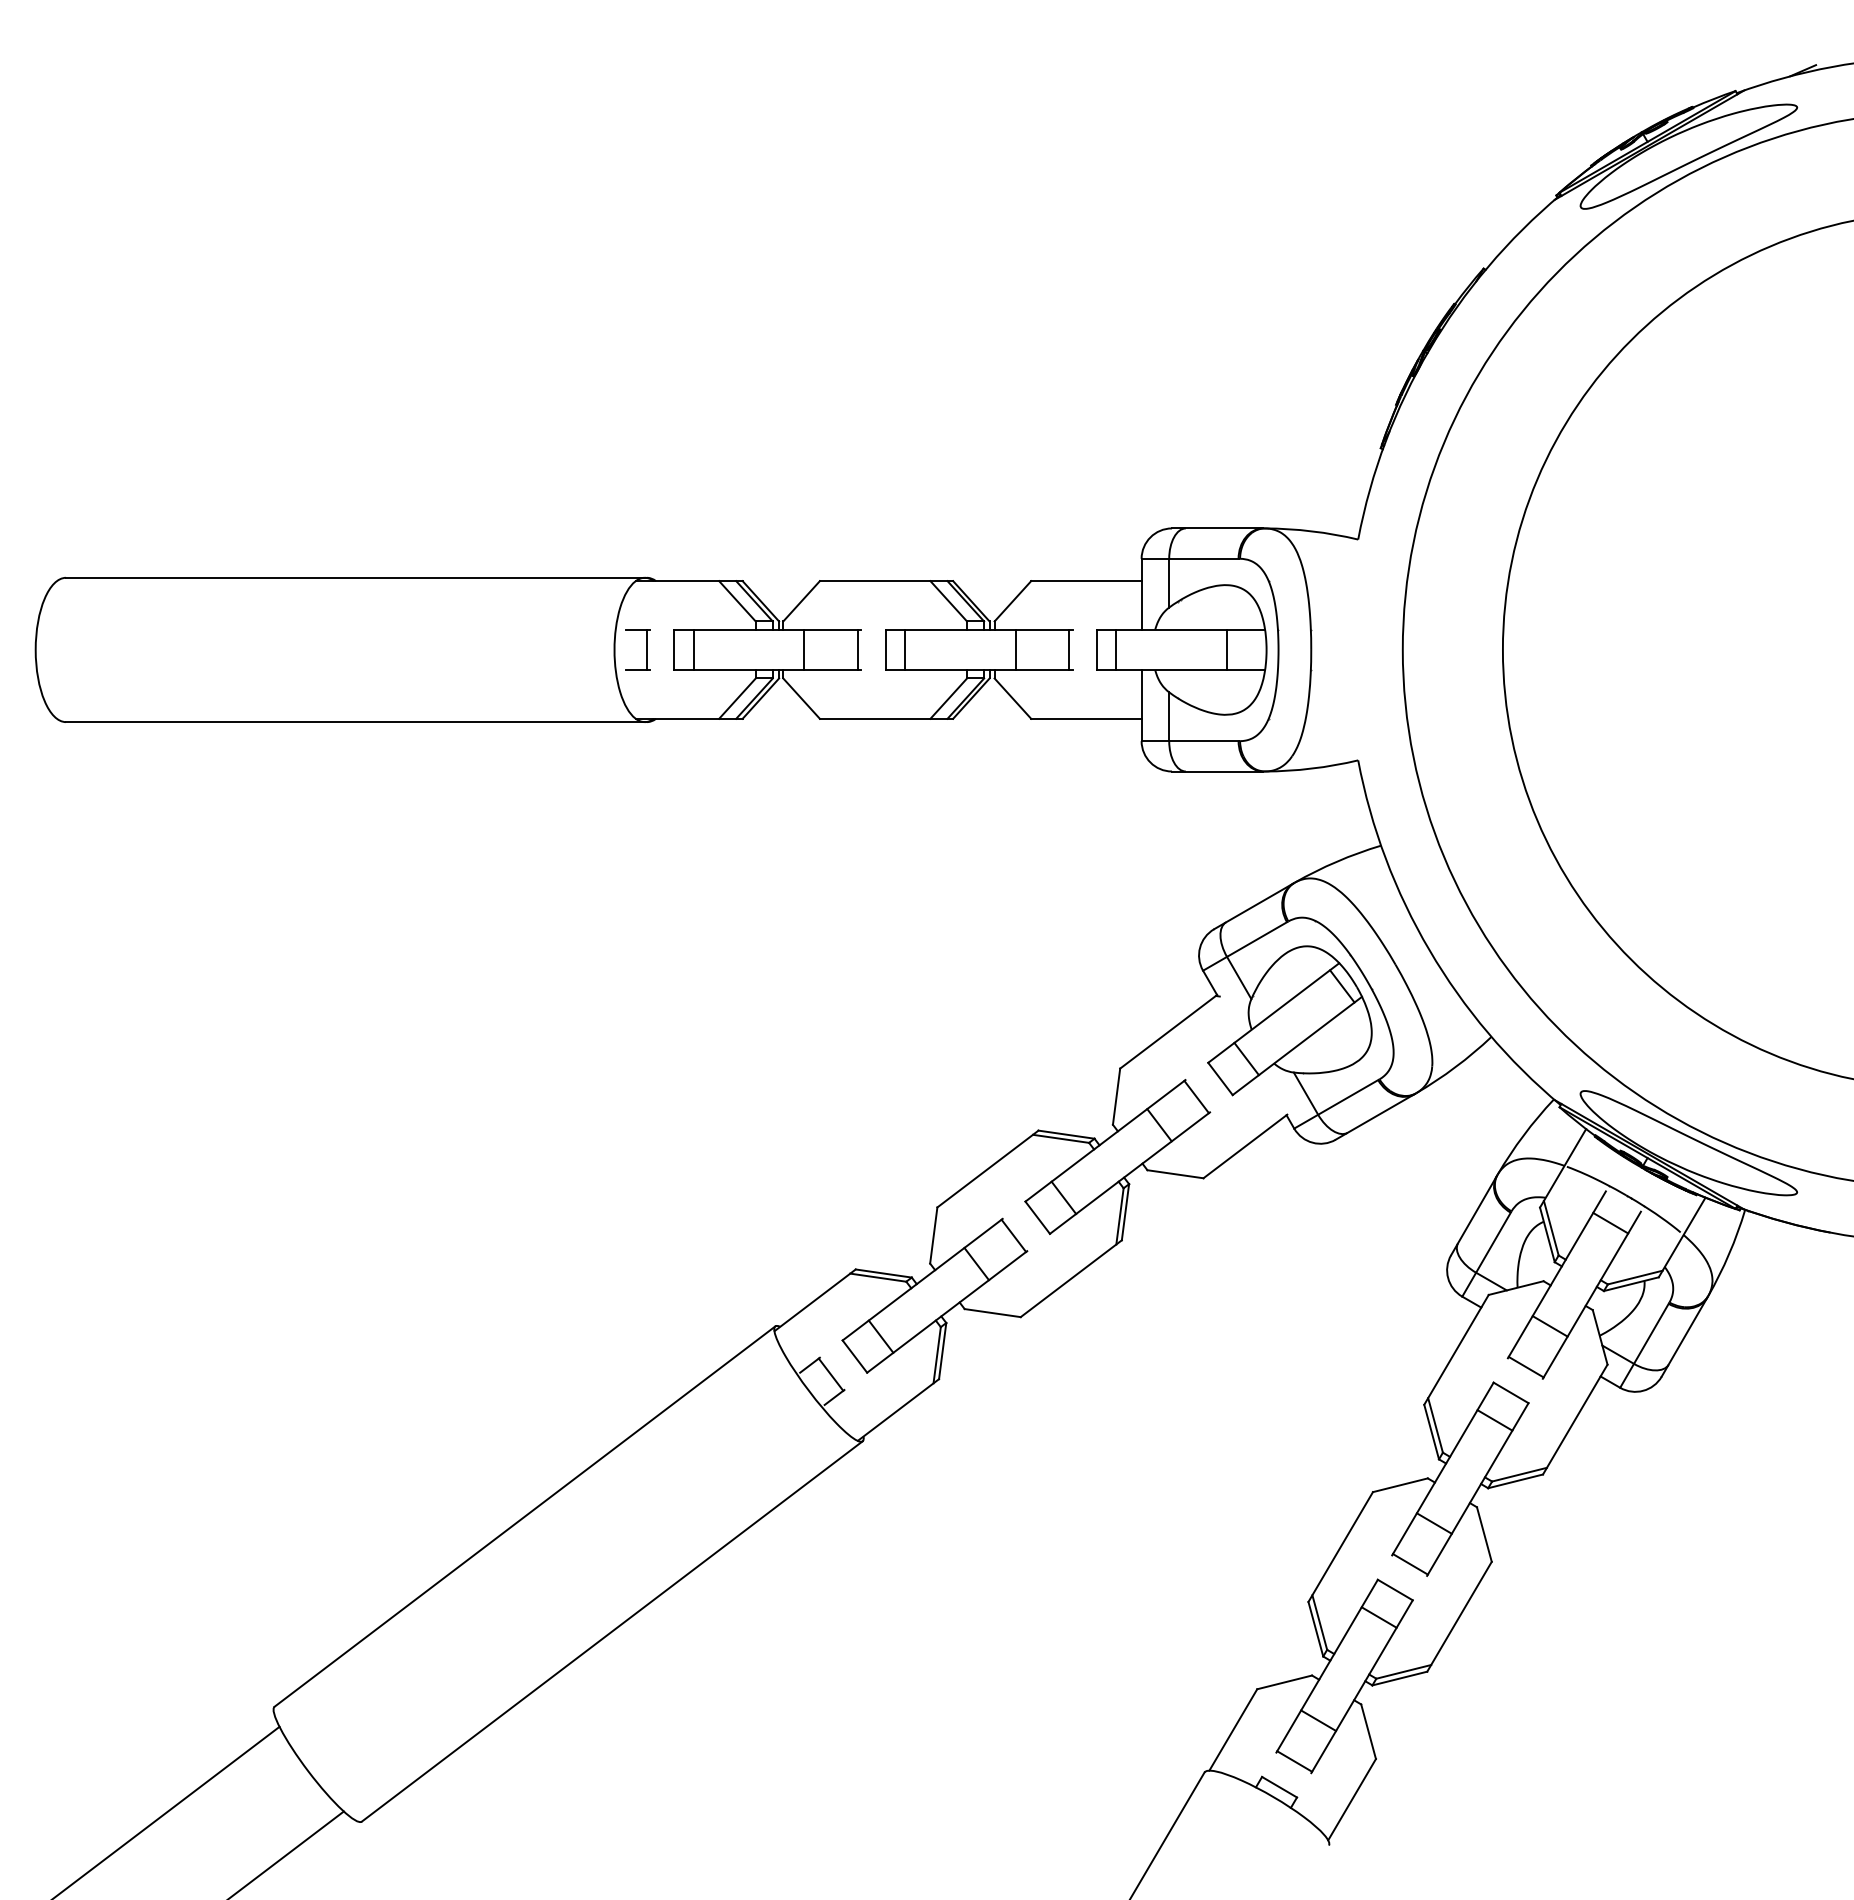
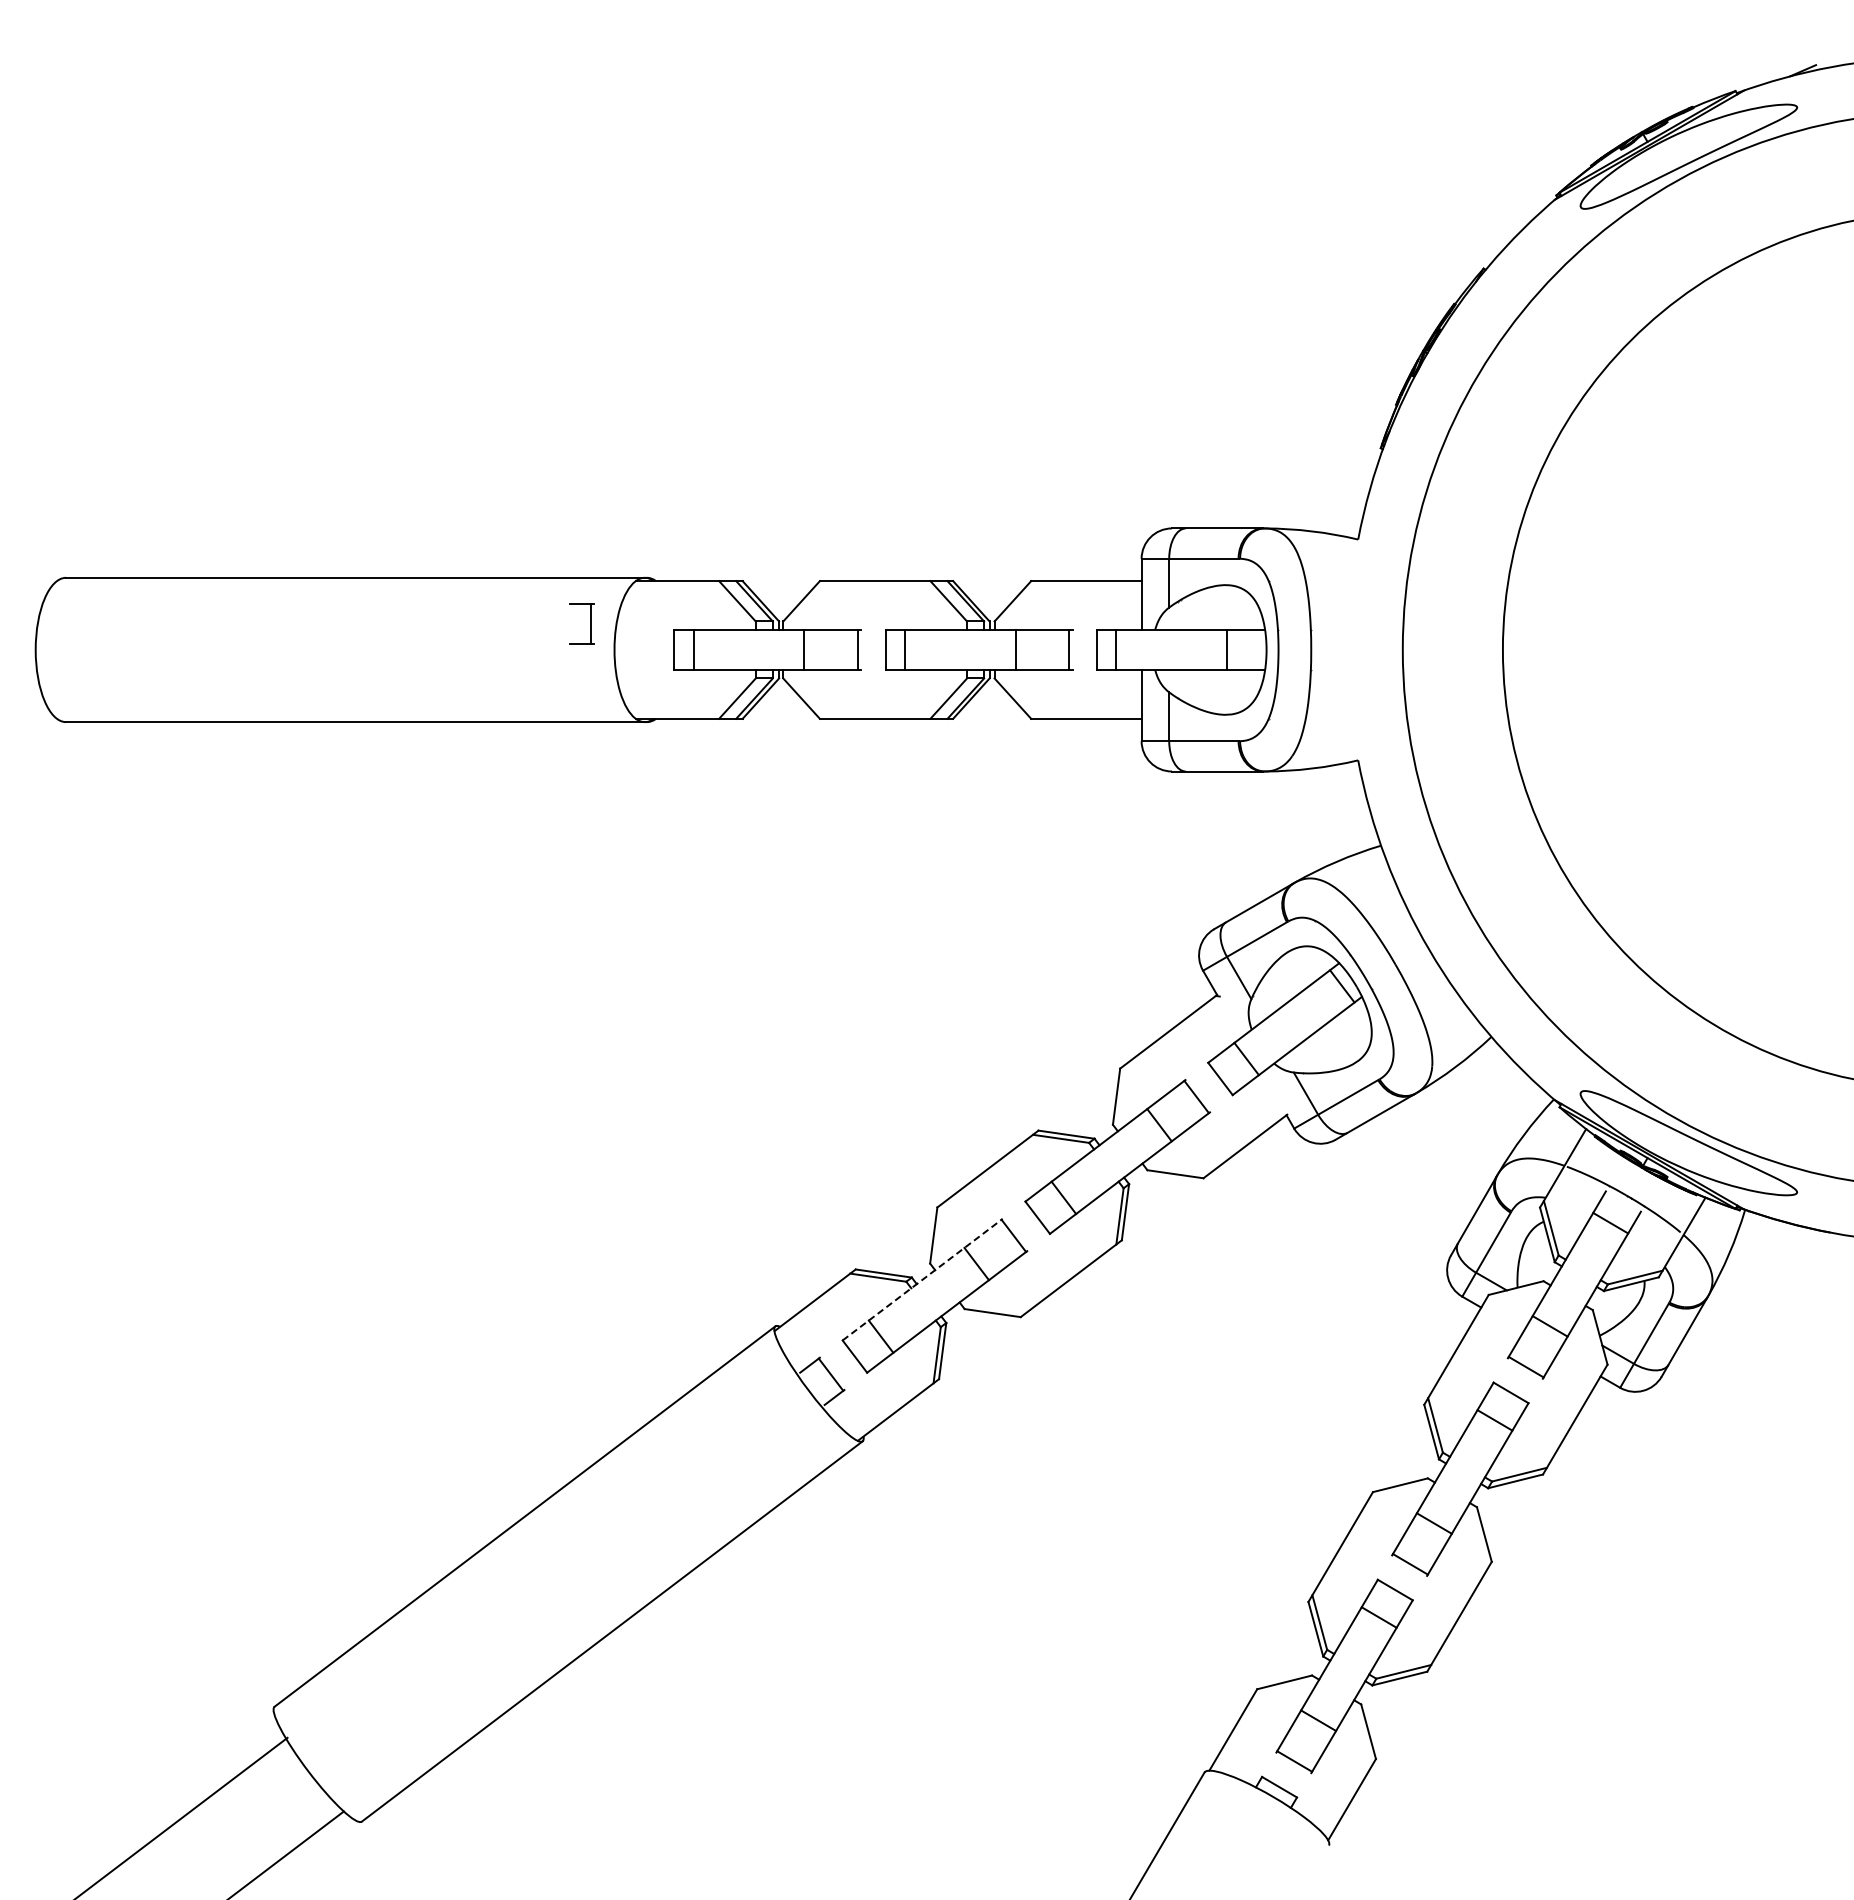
part position: (646, 649) -> (590, 623) (590, 623)
line: solid -> dashed (922, 1279)
line position: (167, 1811) -> (182, 1816) (182, 1816)
